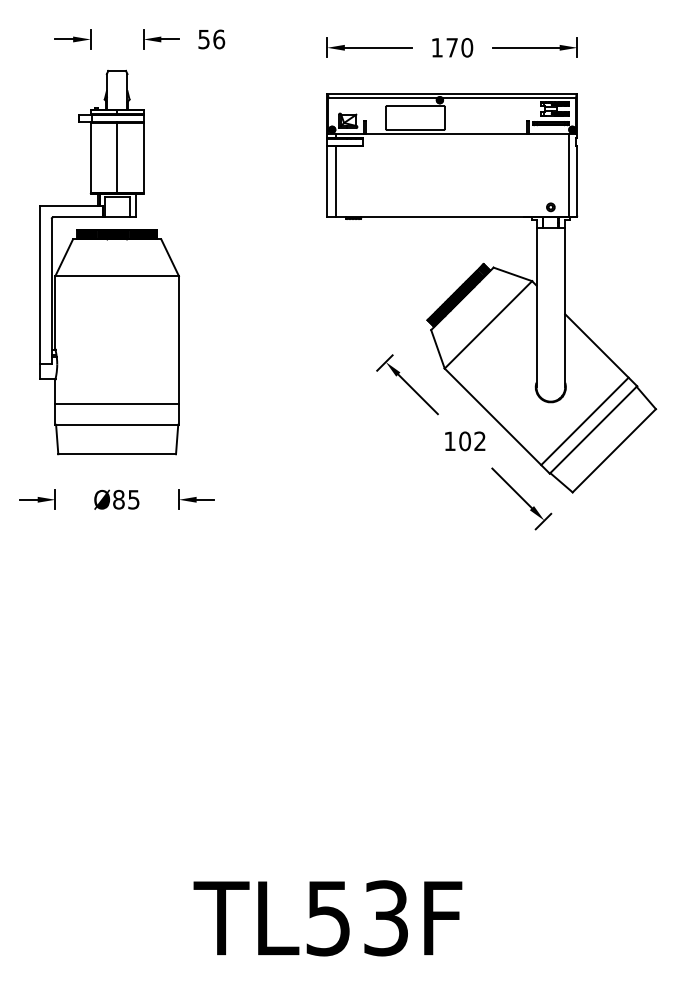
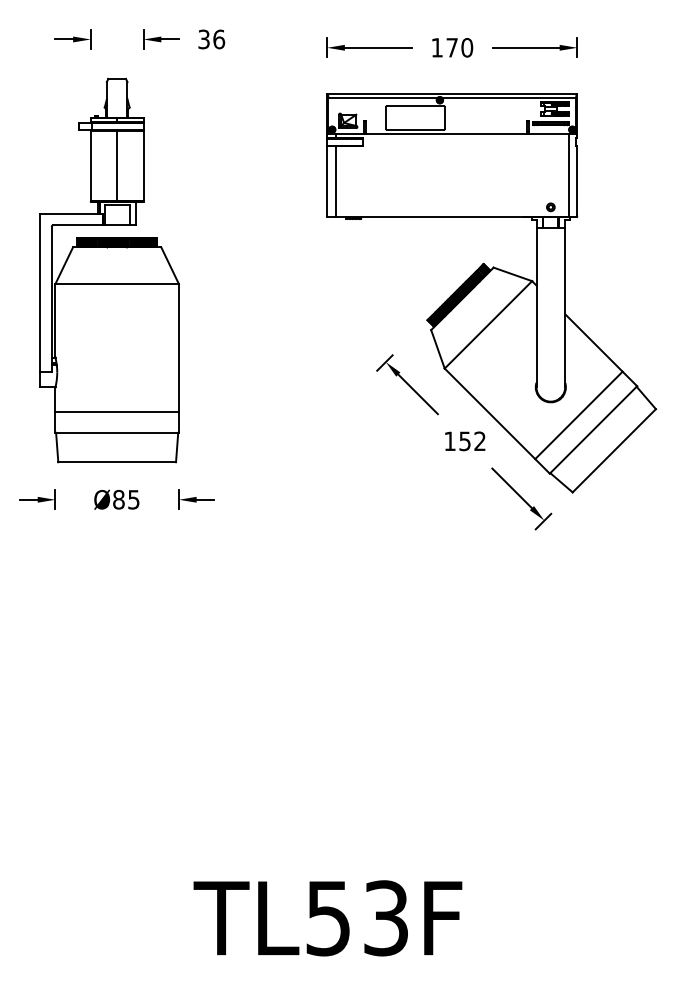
text: 56 -> 36 (204, 38)
part position: (109, 262) -> (109, 270) (109, 270)
line position: (584, 421) -> (578, 415) (578, 415)
text: 102 -> 152 (464, 441)
